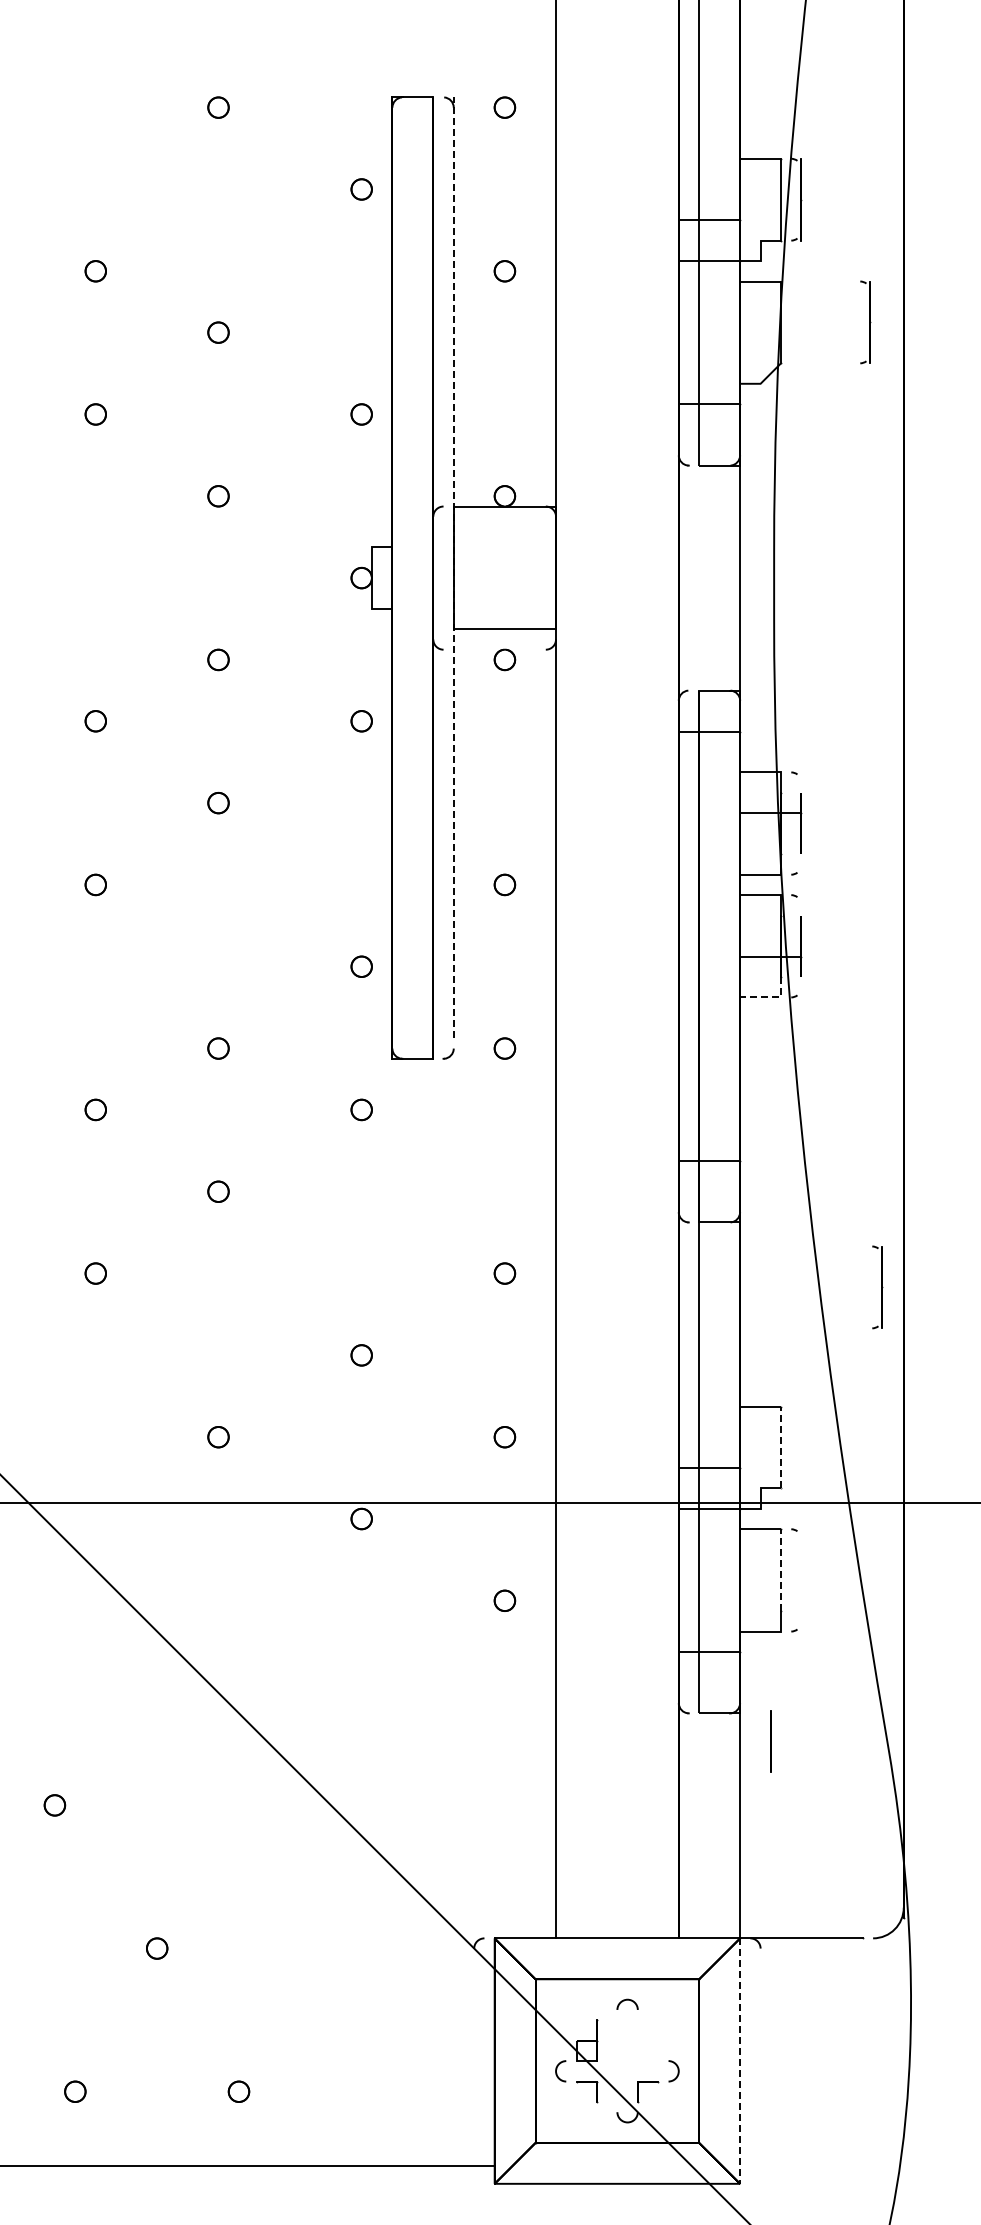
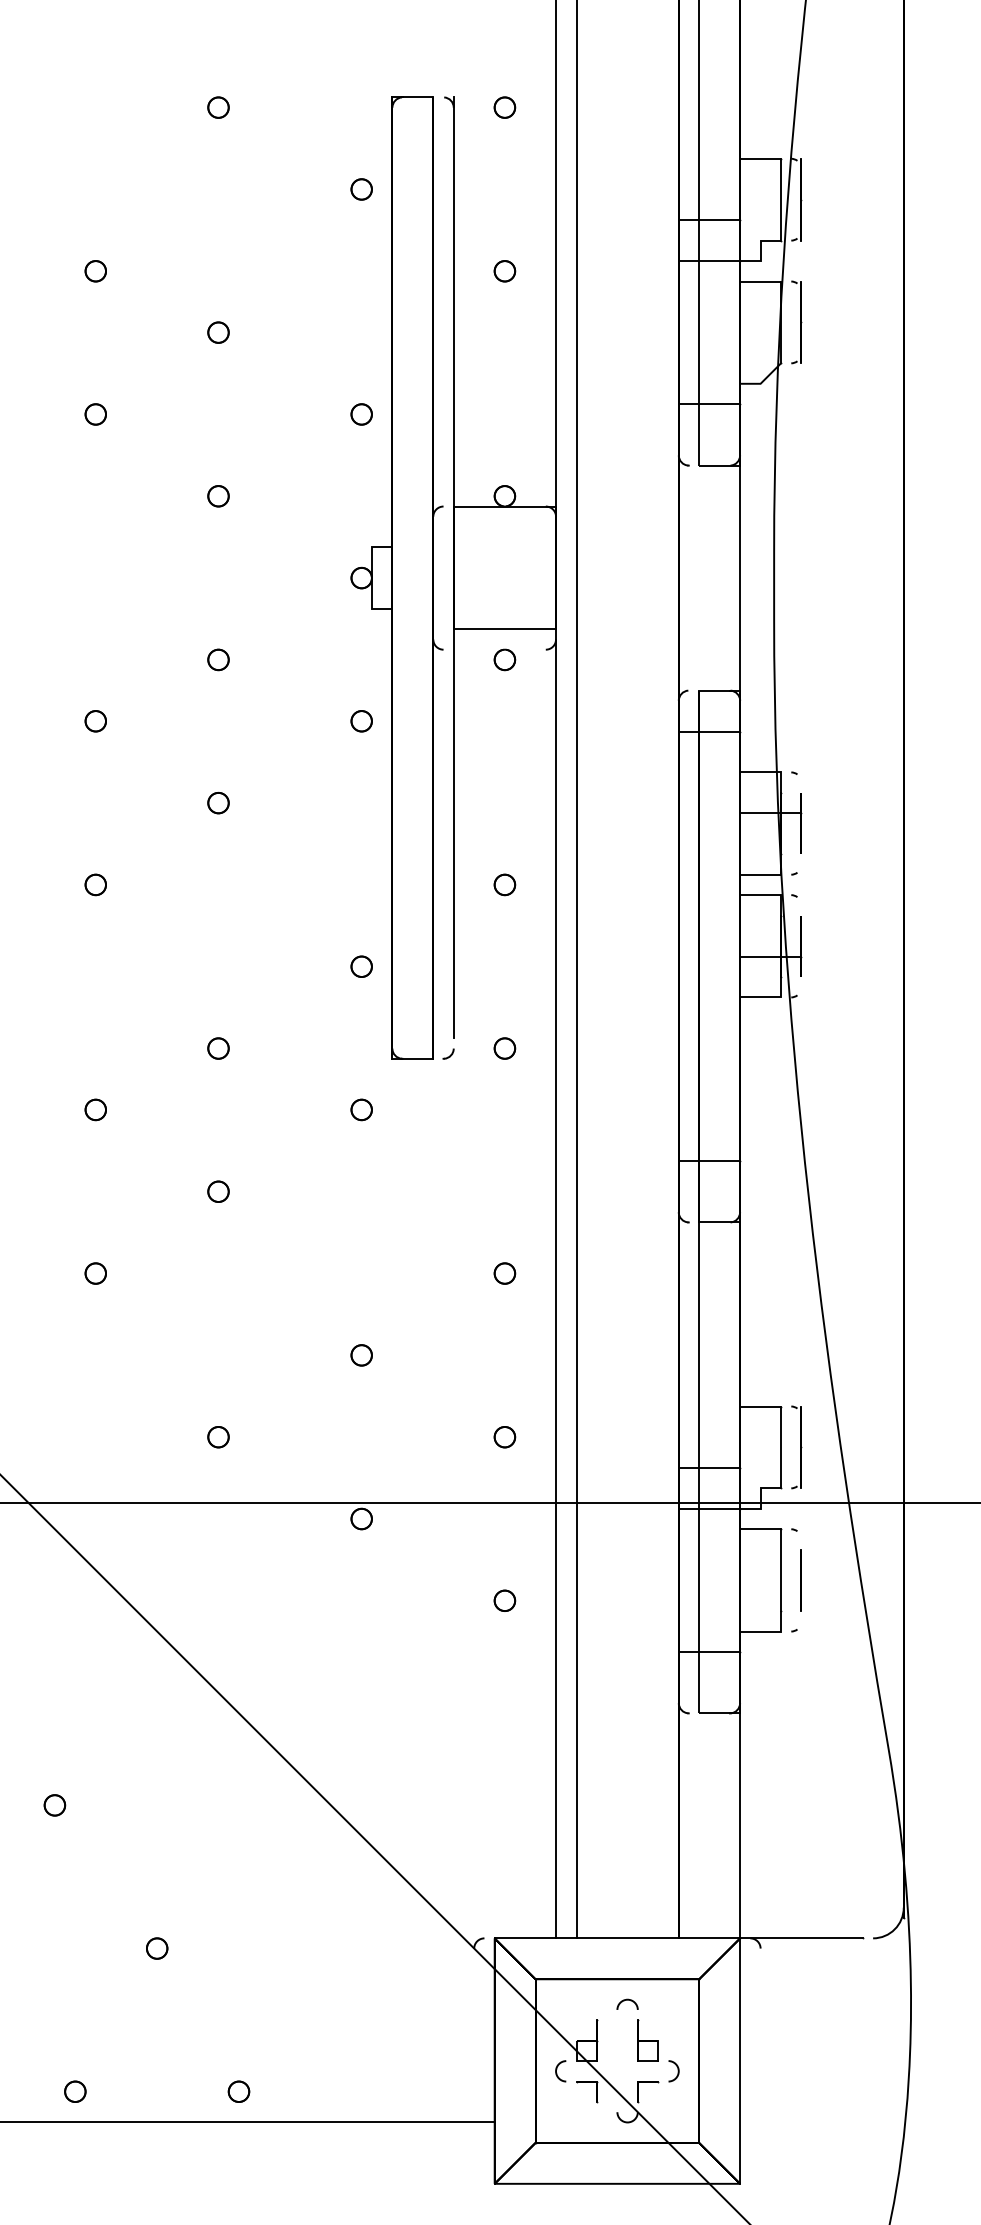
part position: (865, 322) -> (796, 322) (796, 322)
line: dashed -> solid (453, 567)
line: none -> present (576, 970)
line: dashed -> solid (770, 997)
part position: (877, 1287) -> (796, 1447) (796, 1447)
line: dashed -> solid (781, 1447)
line: dashed -> solid (781, 1570)
line position: (770, 1741) -> (800, 1580) (800, 1580)
part: none -> present (647, 2040)
line: dashed -> solid (740, 2061)
line position: (248, 2166) -> (248, 2122) (248, 2122)
